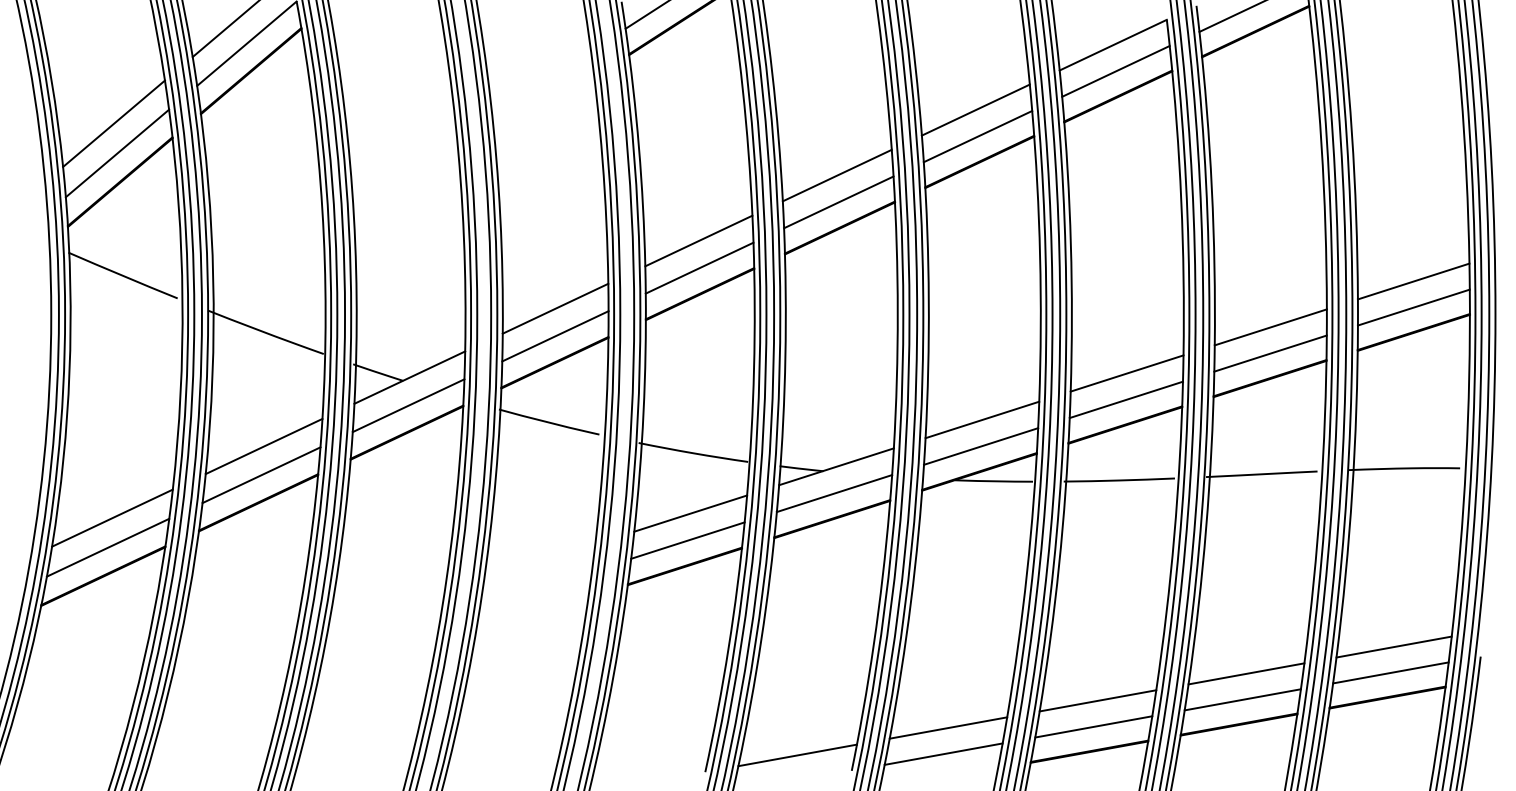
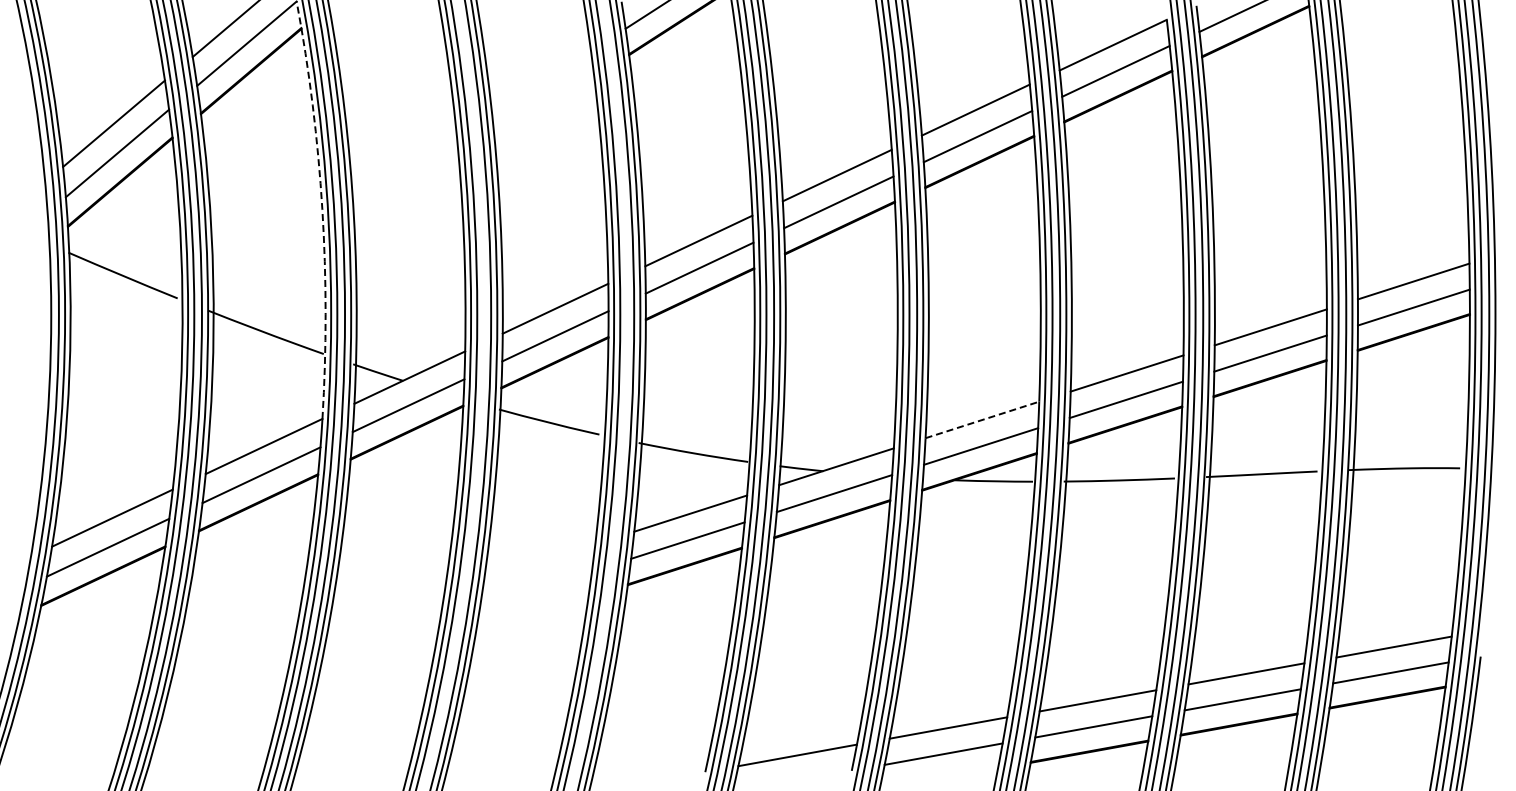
arc: solid -> dashed (322, 209)
line: solid -> dashed (982, 419)
